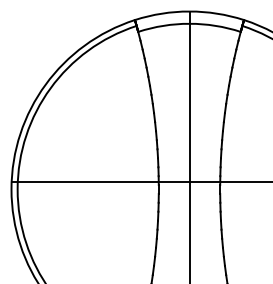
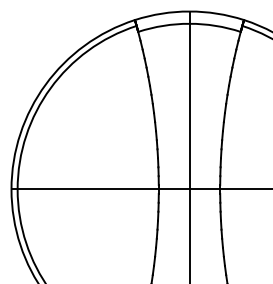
line position: (140, 182) -> (140, 189) (140, 189)
